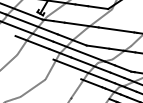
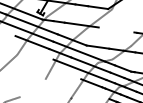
line: present -> none (116, 29)
line: present -> none (32, 88)
